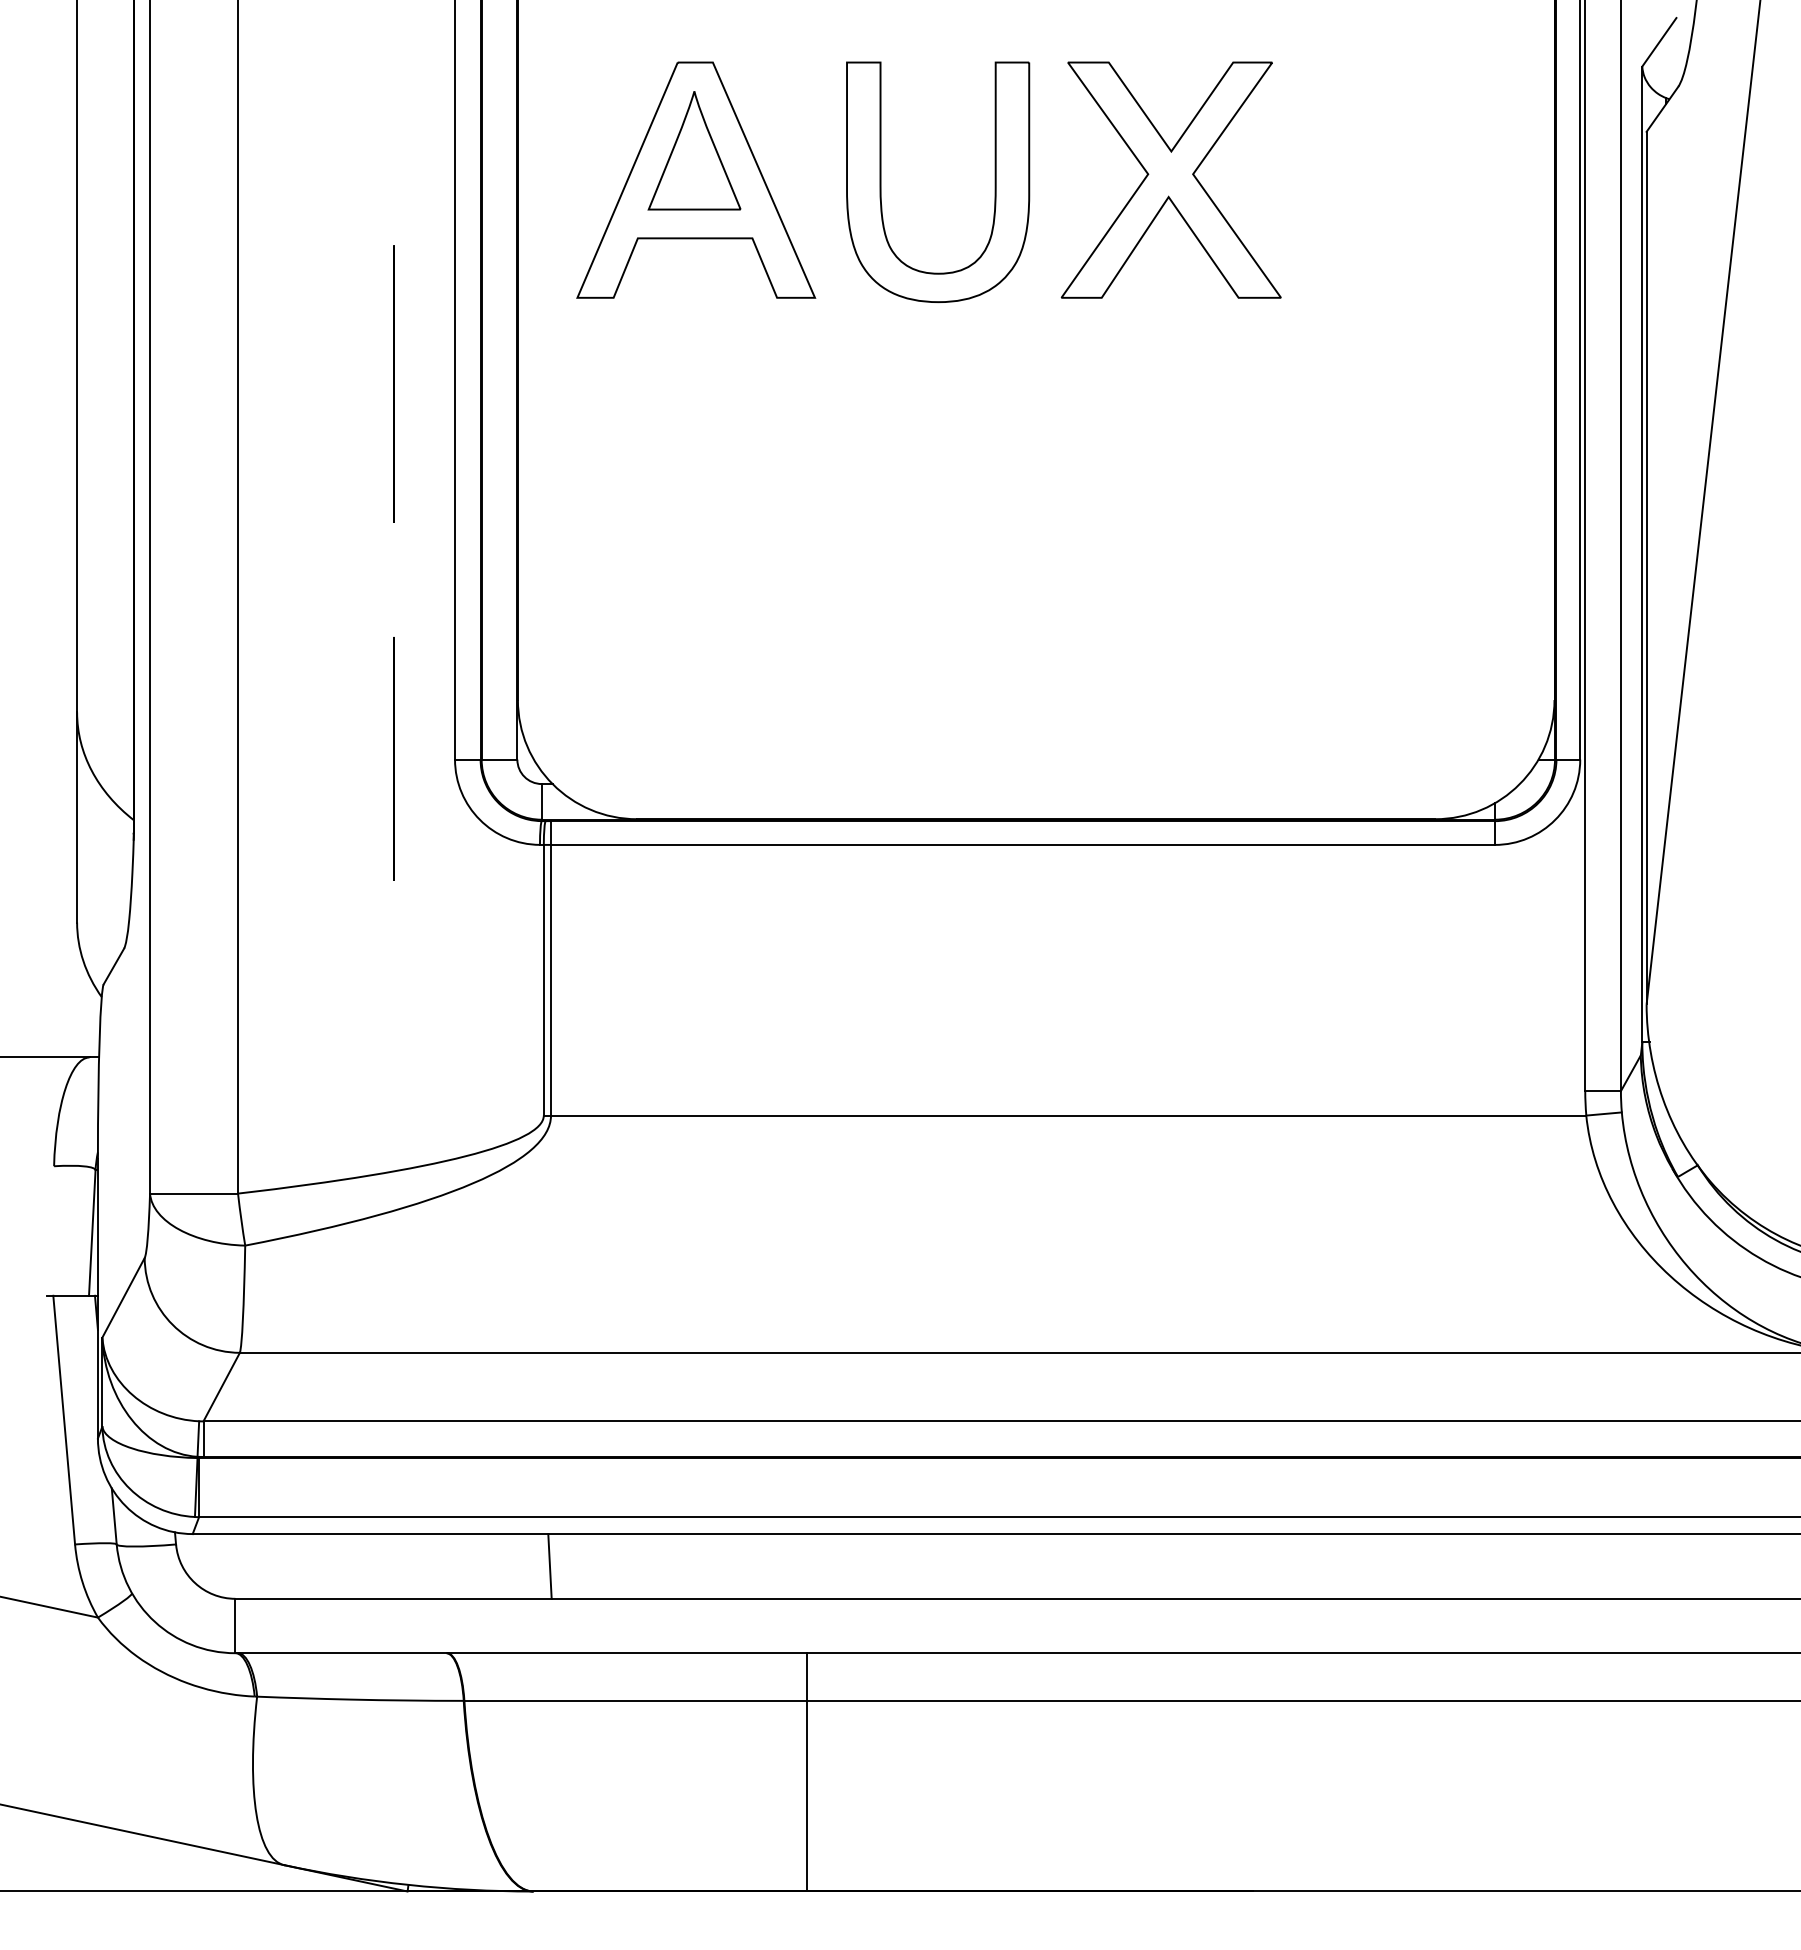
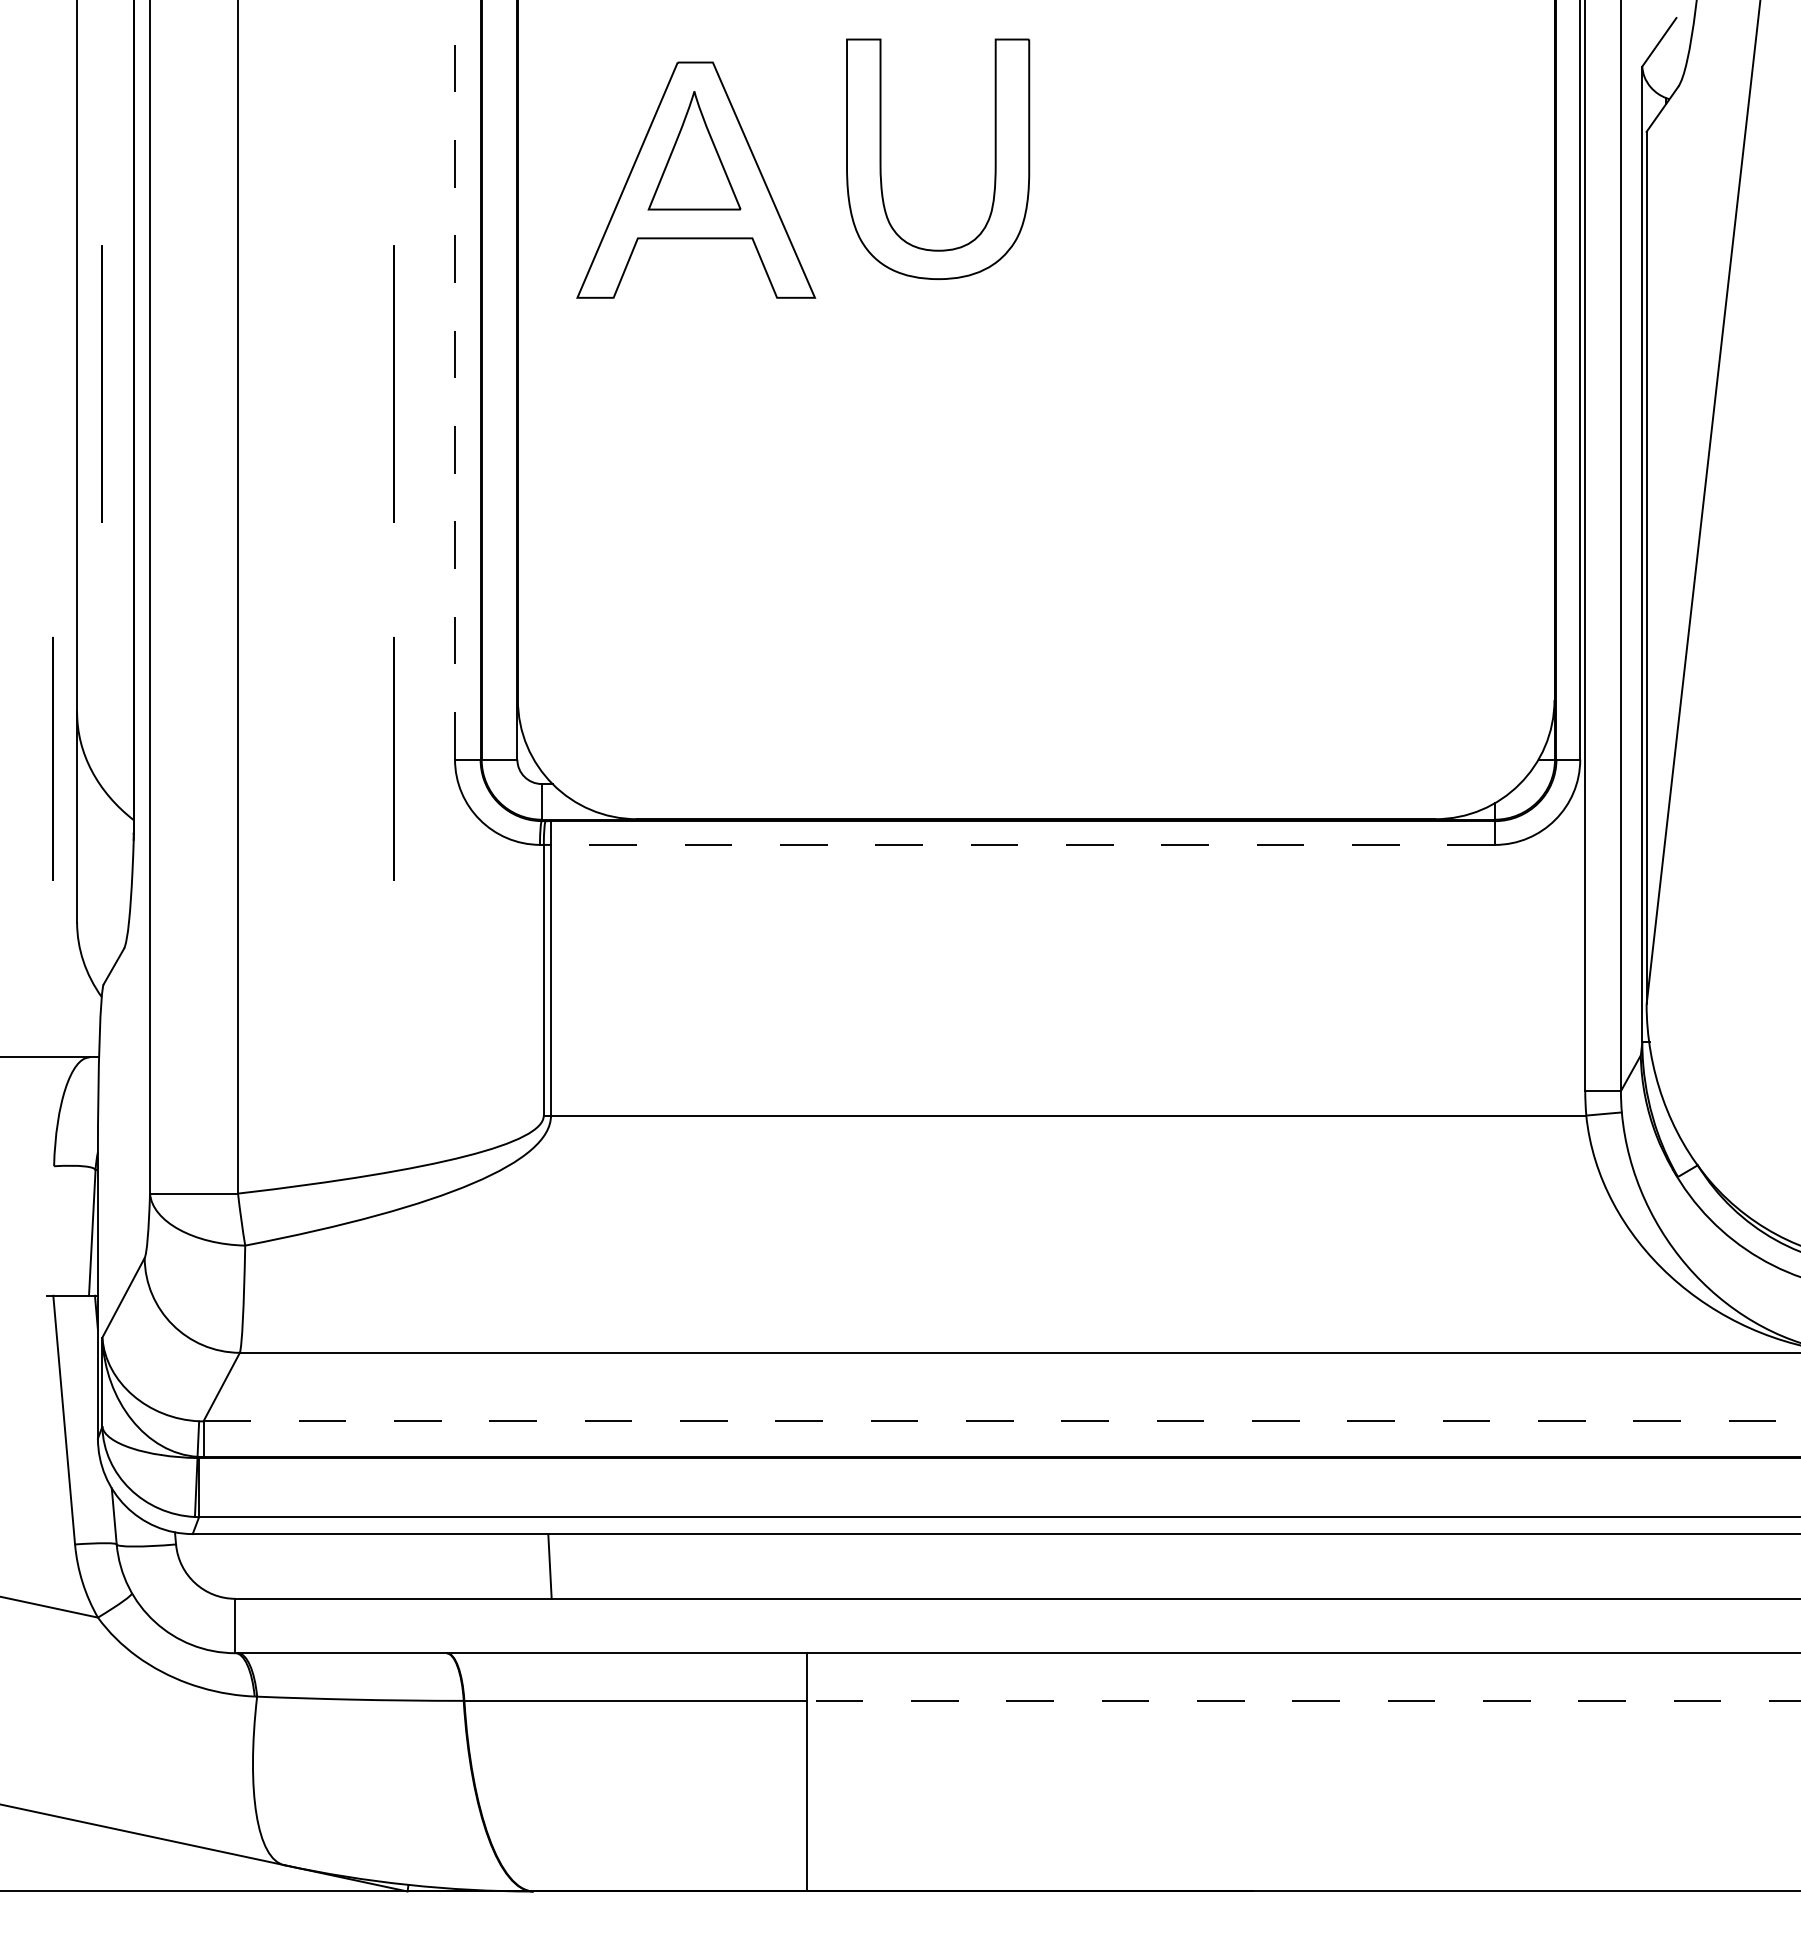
part: present -> none (1170, 179)
part position: (994, 181) -> (994, 158) (994, 158)
line: solid -> dashed (454, 379)
line: none -> present (101, 383)
line: none -> present (52, 758)
line: solid -> dashed (1022, 844)
line: solid -> dashed (1002, 1421)
line: solid -> dashed (1303, 1700)
